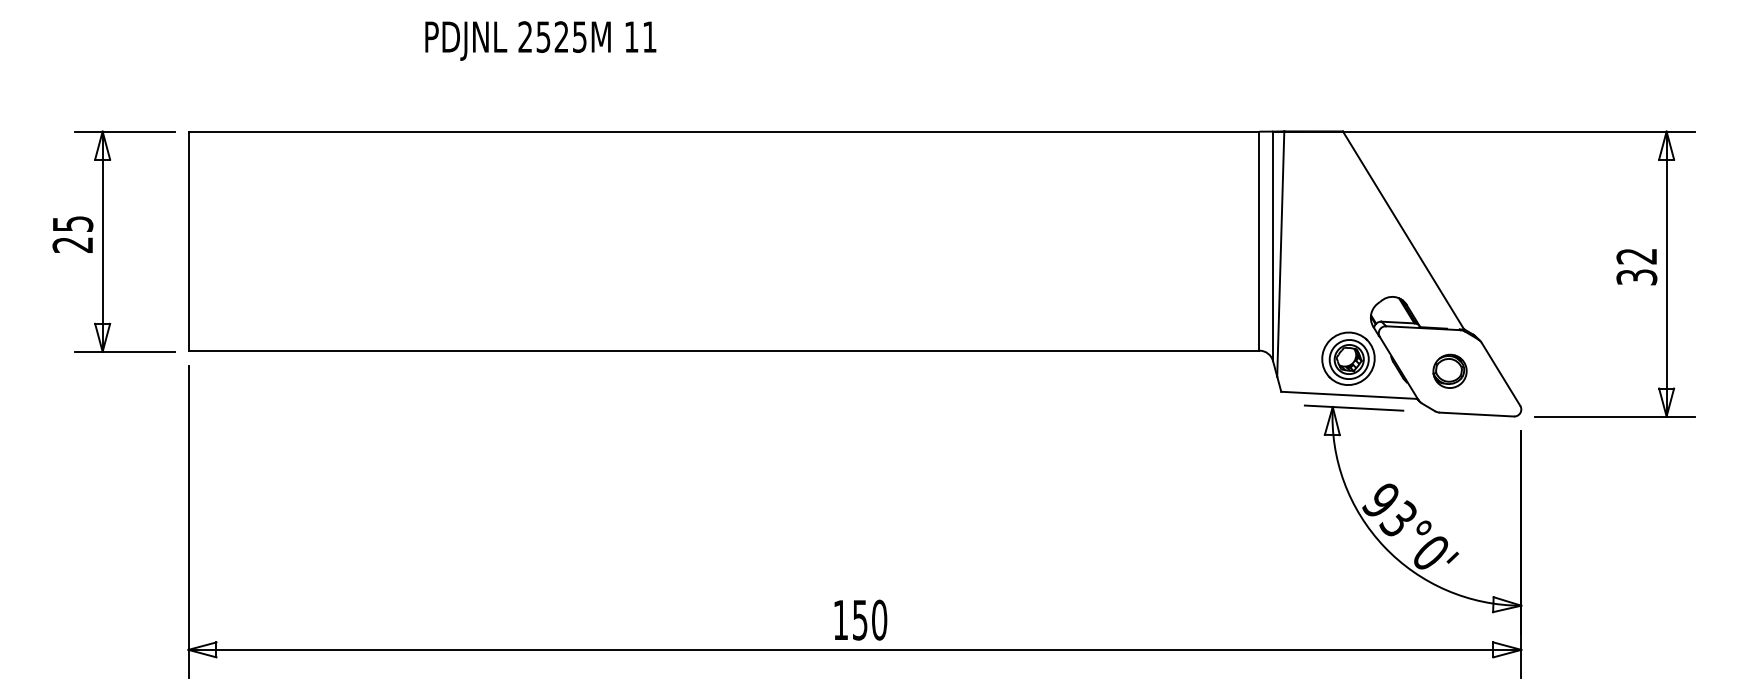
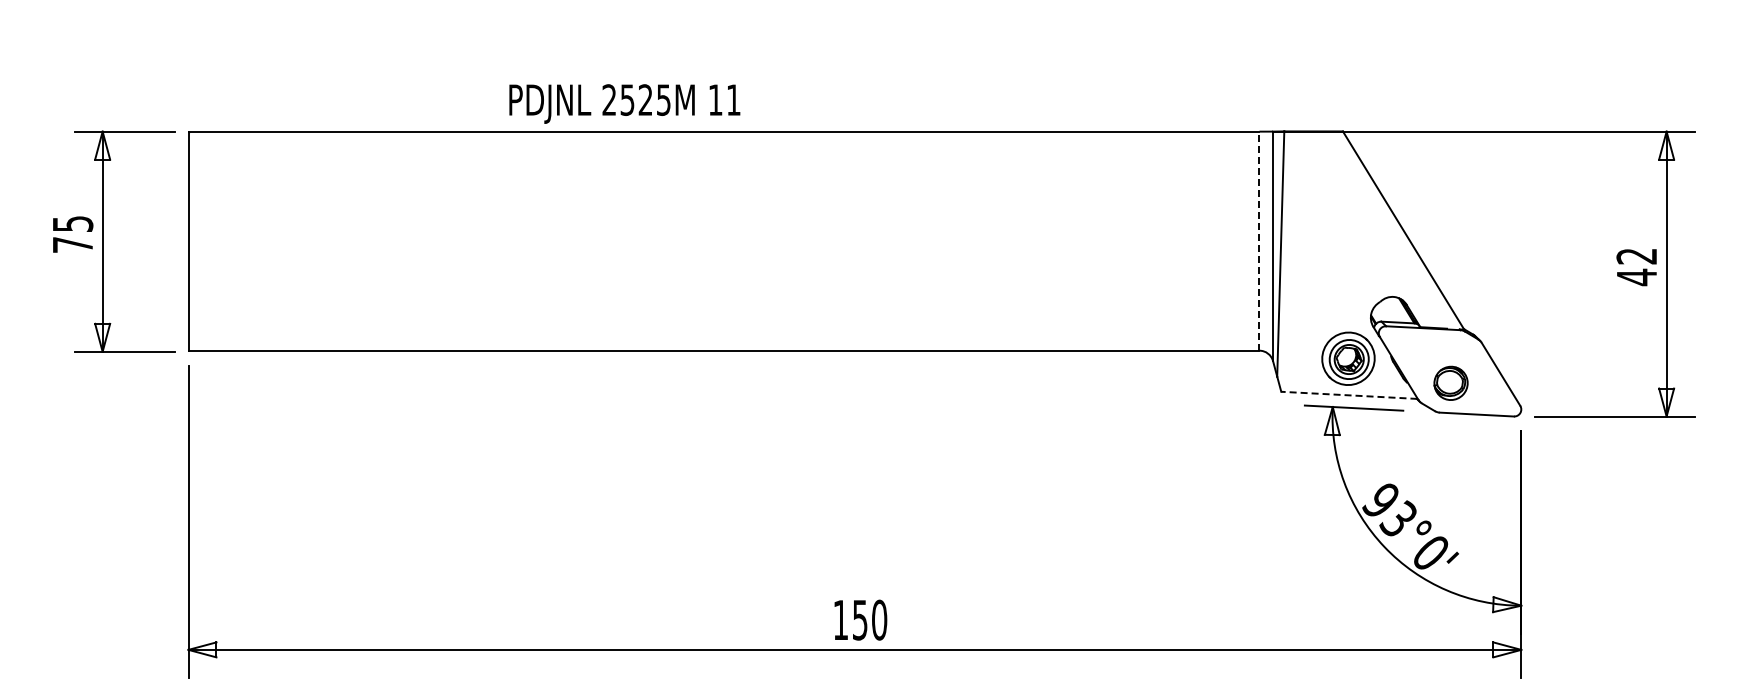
text position: (540, 40) -> (624, 103) (624, 103)
line: solid -> dashed (1259, 241)
text: 25 -> 75 (72, 244)
text: 32 -> 42 (1636, 277)
part position: (1449, 370) -> (1450, 382) (1450, 382)
line: solid -> dashed (1348, 395)
